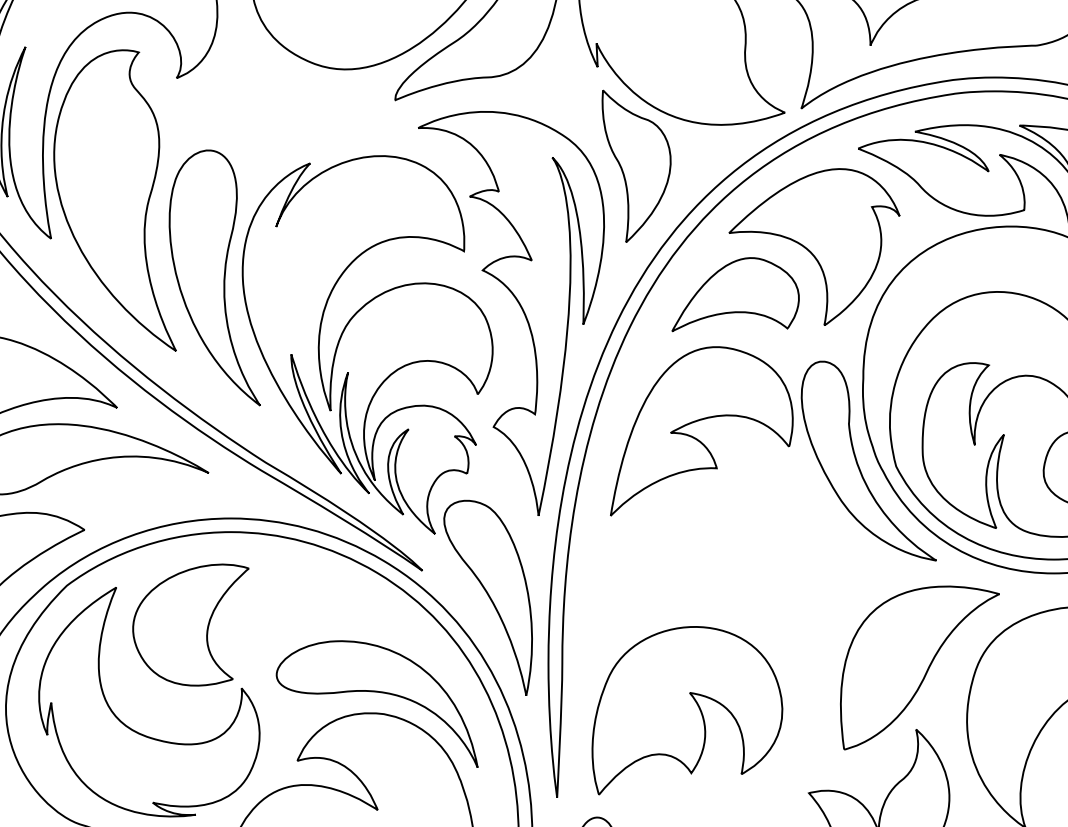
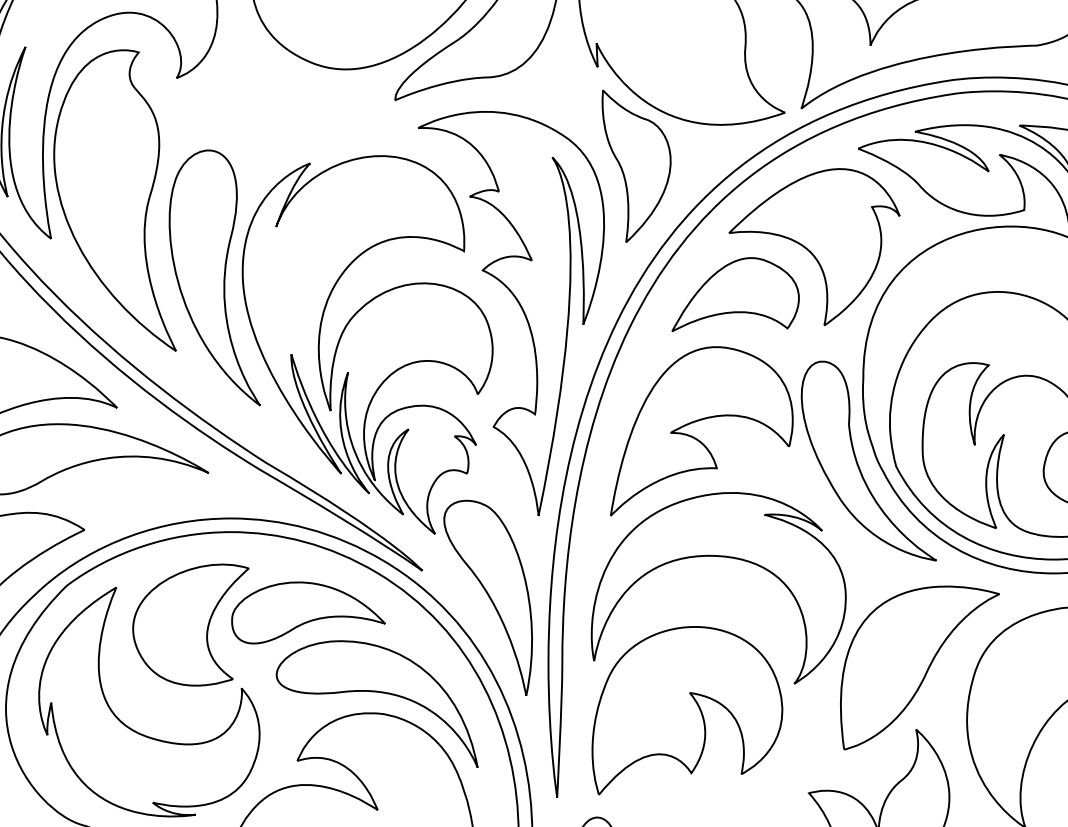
part: none -> present (719, 557)
part: none -> present (308, 612)
